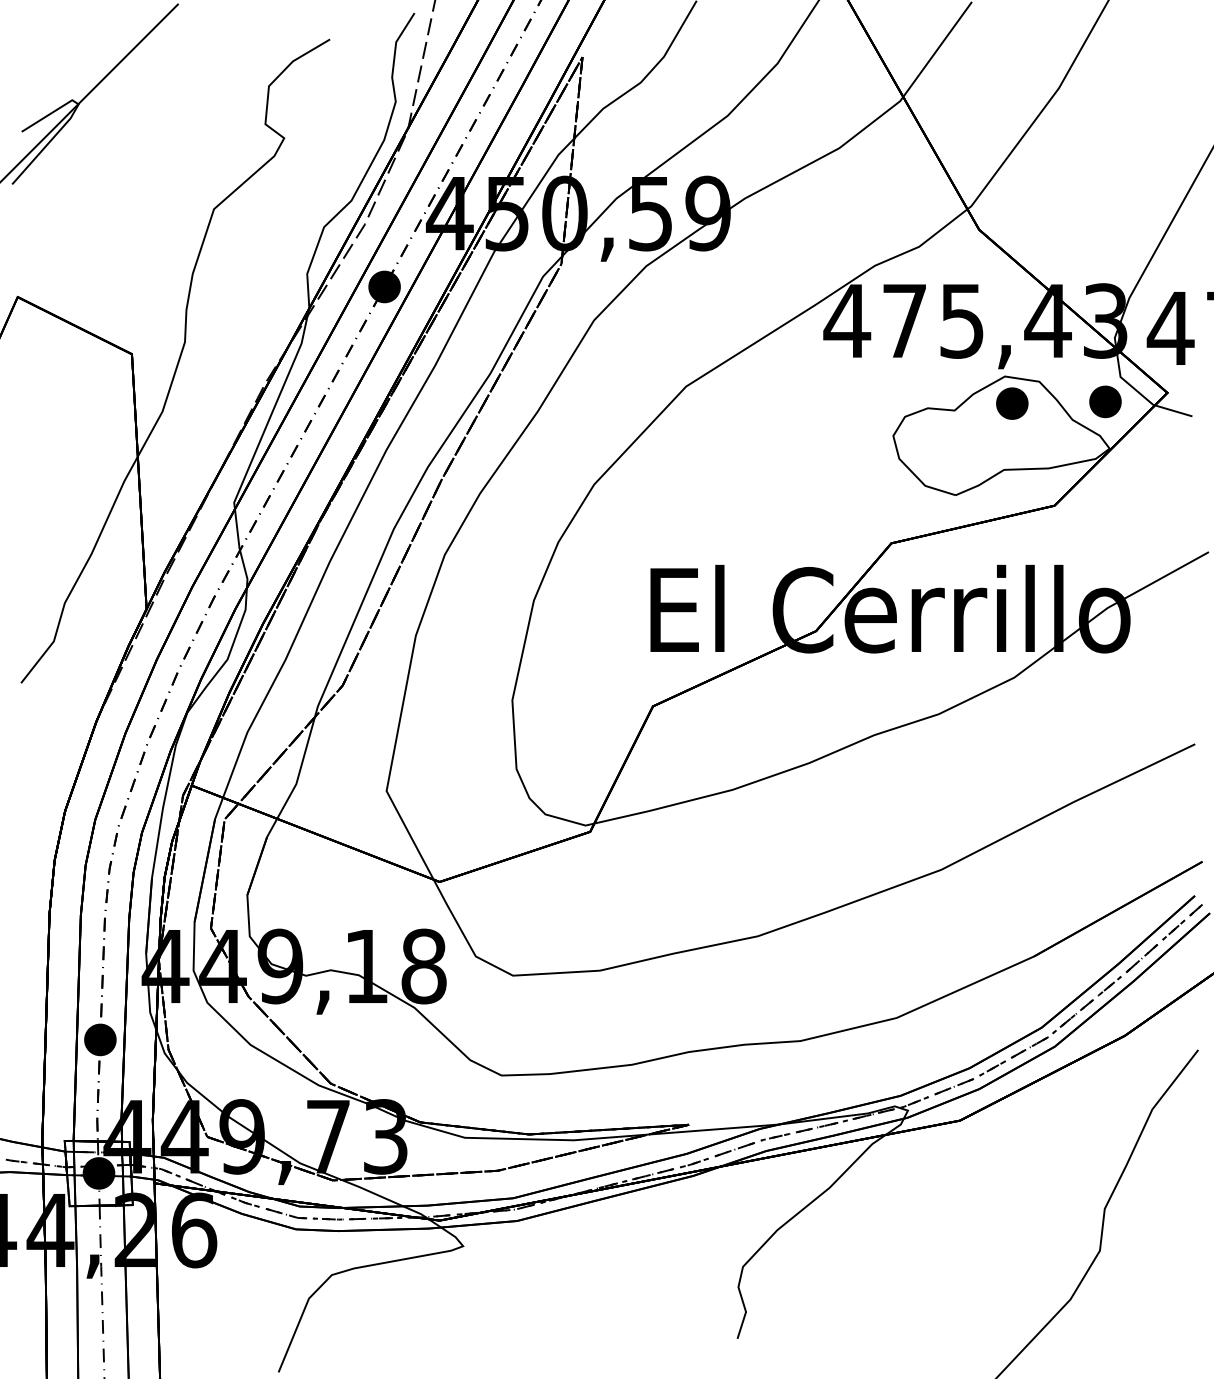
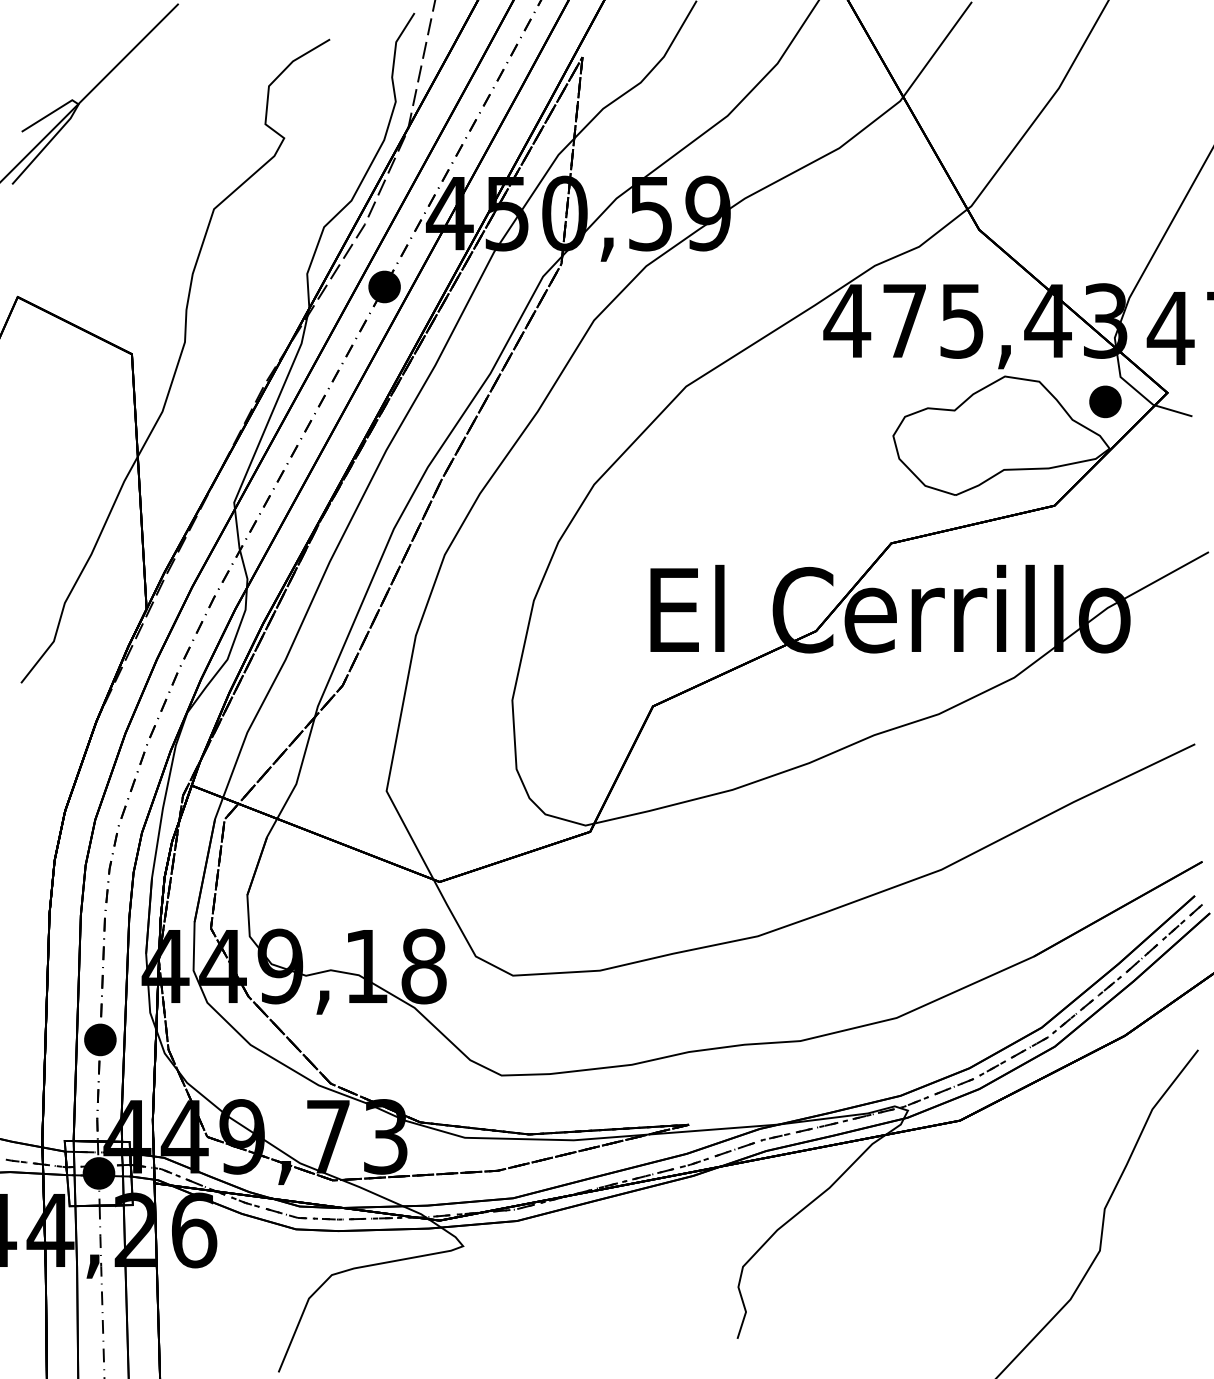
part: present -> none (1012, 403)
